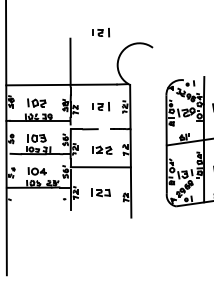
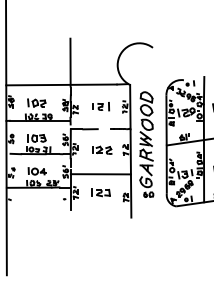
part: present -> none (101, 32)
part: none -> present (146, 144)
line position: (100, 167) -> (100, 174) (100, 174)
